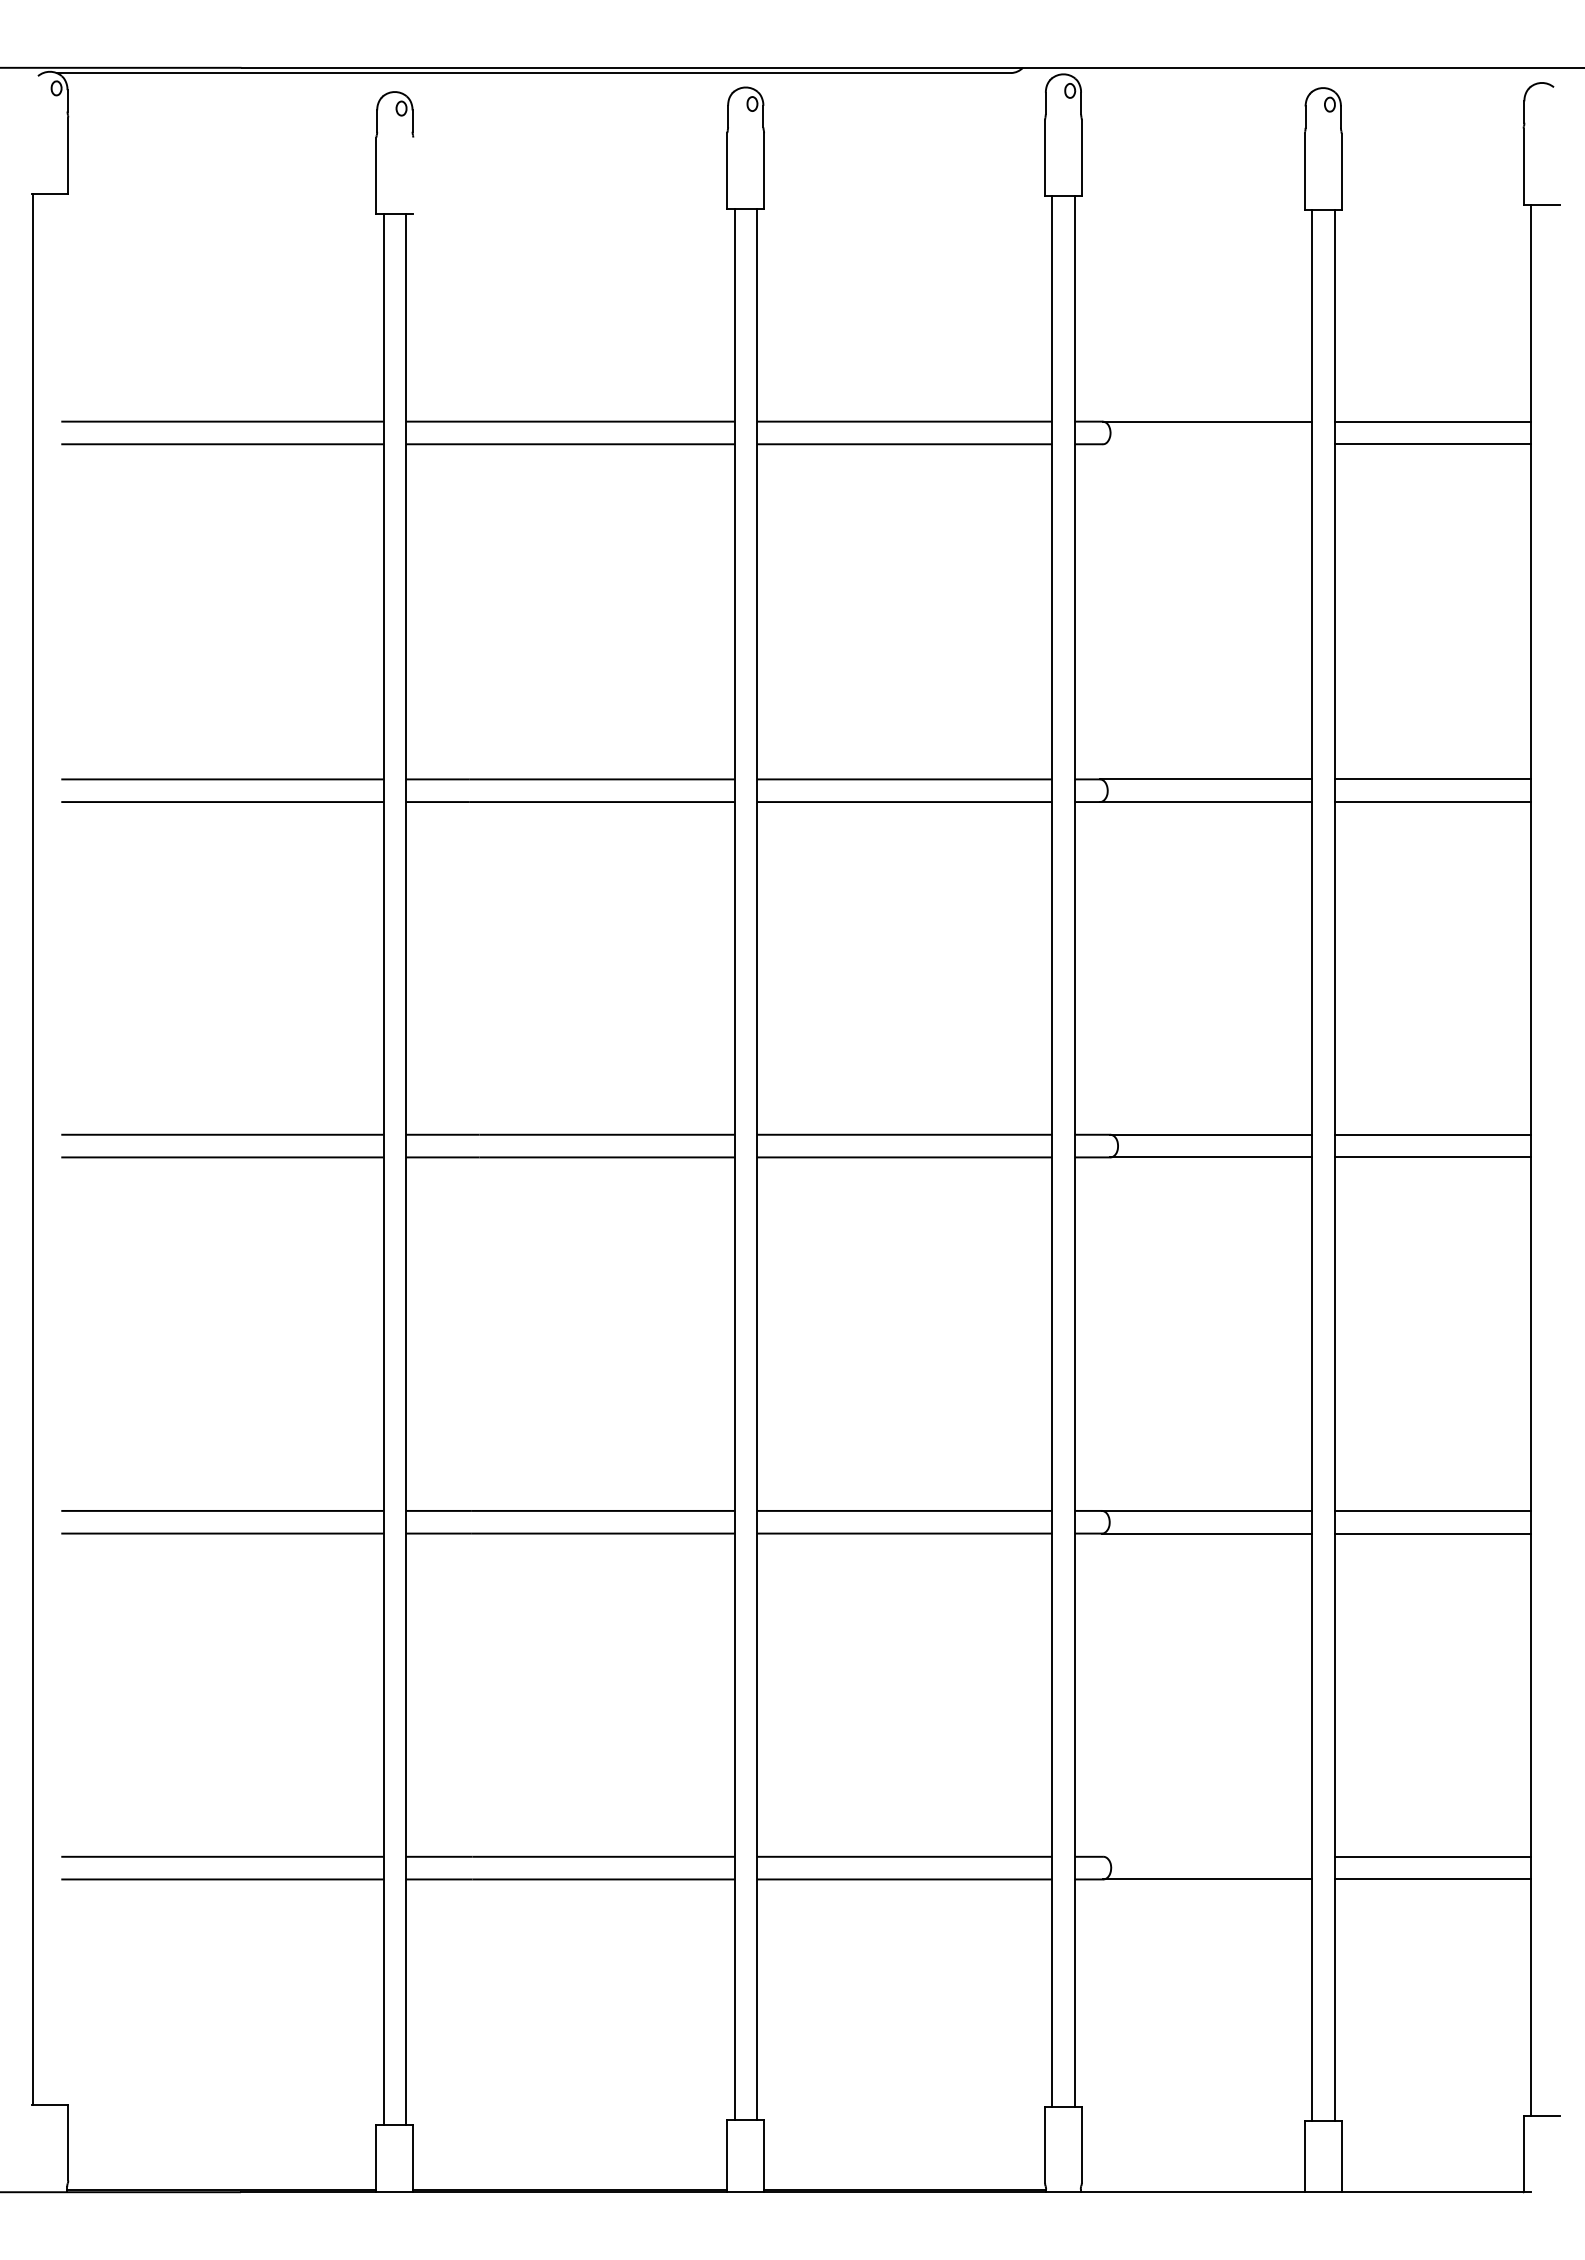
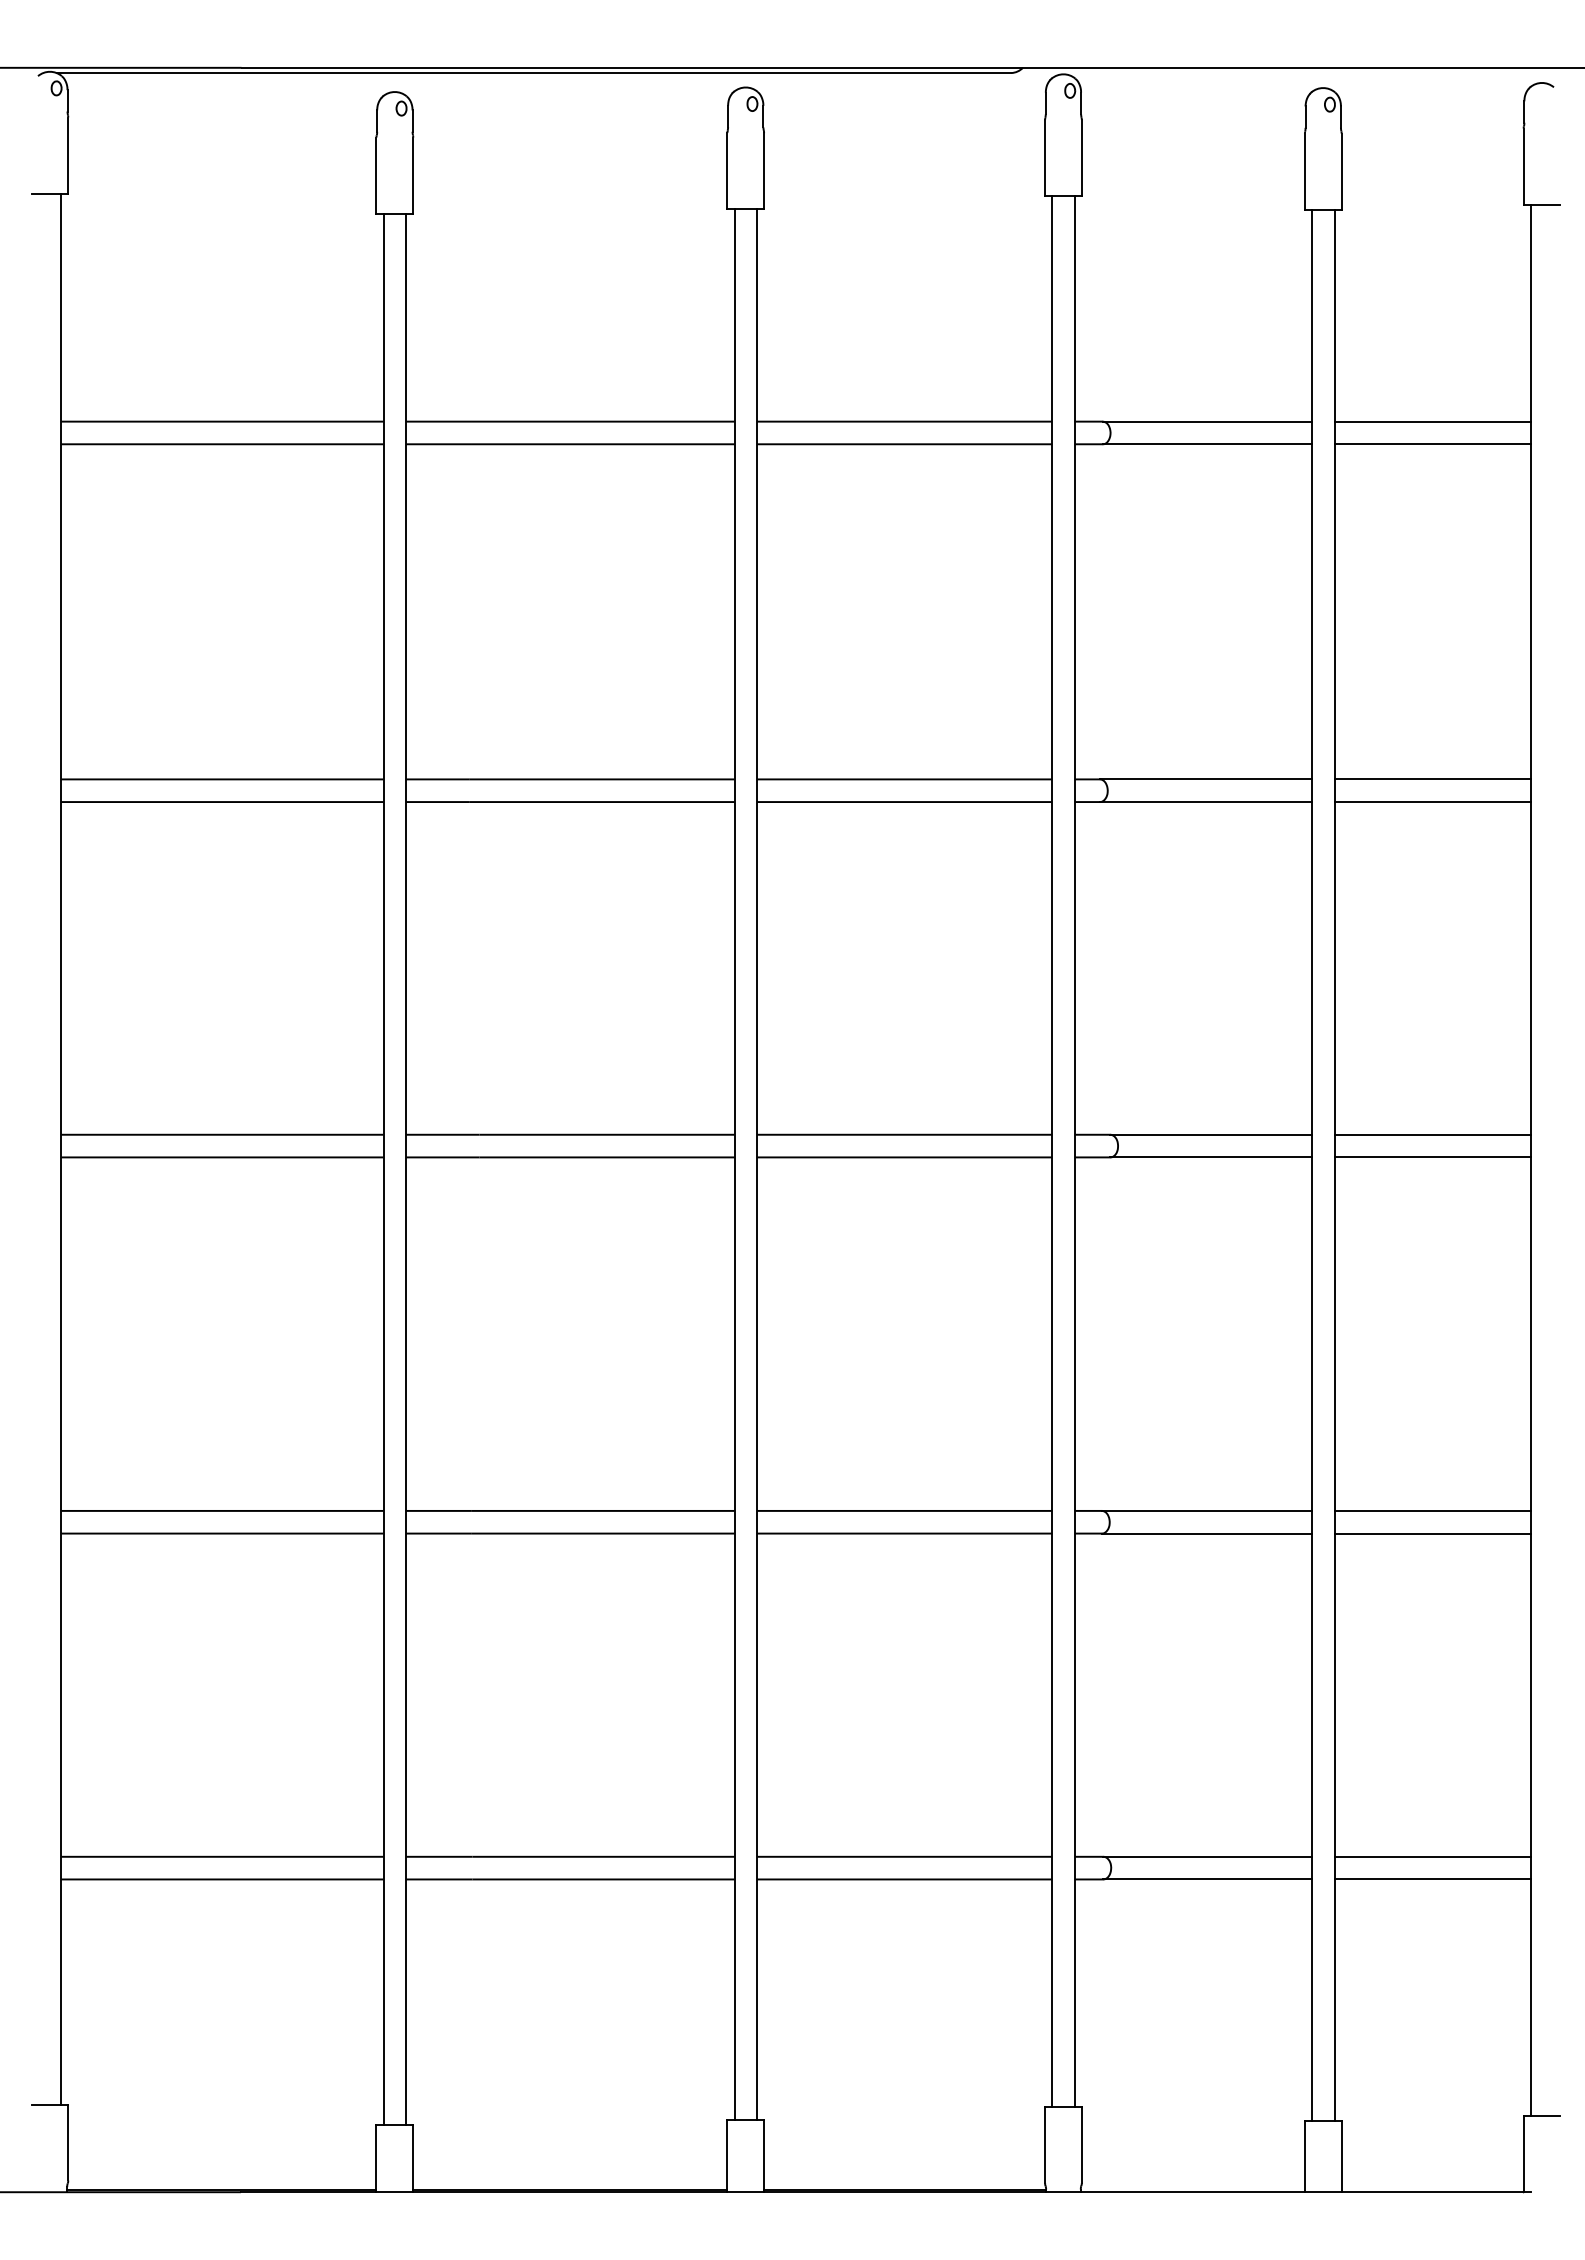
line: none -> present (413, 175)
line: none -> present (1206, 444)
line position: (33, 1148) -> (61, 1148) (61, 1148)
line: none -> present (1207, 1856)
